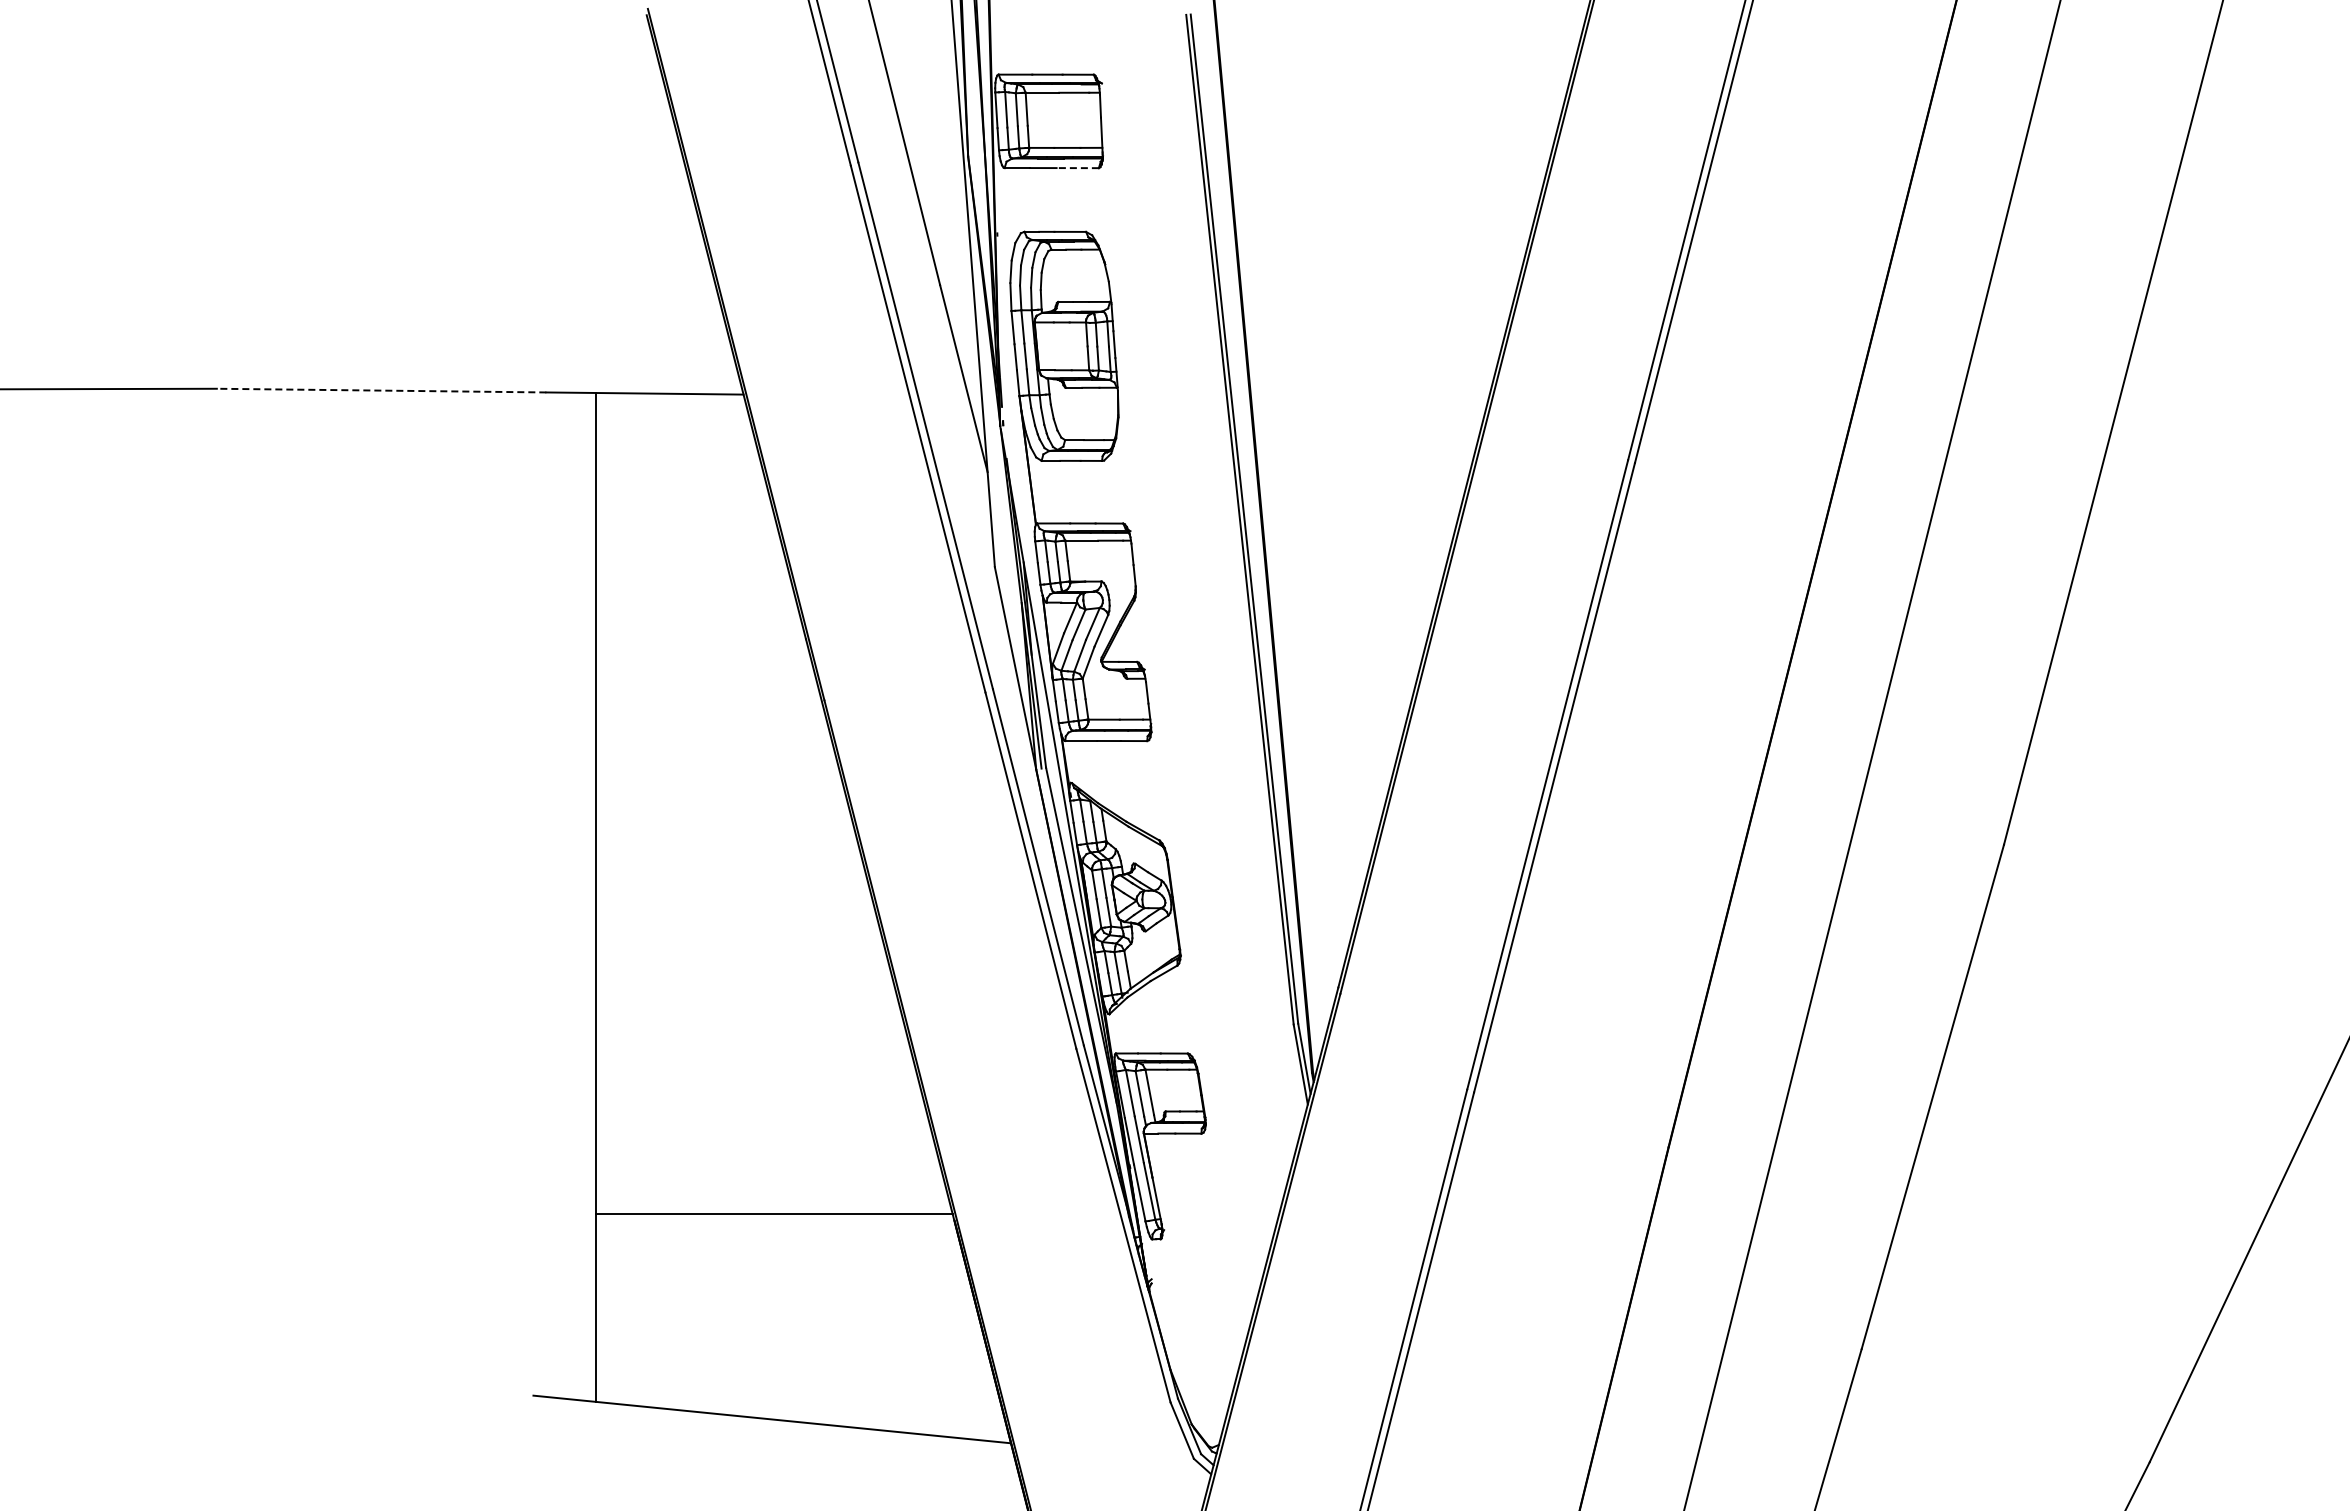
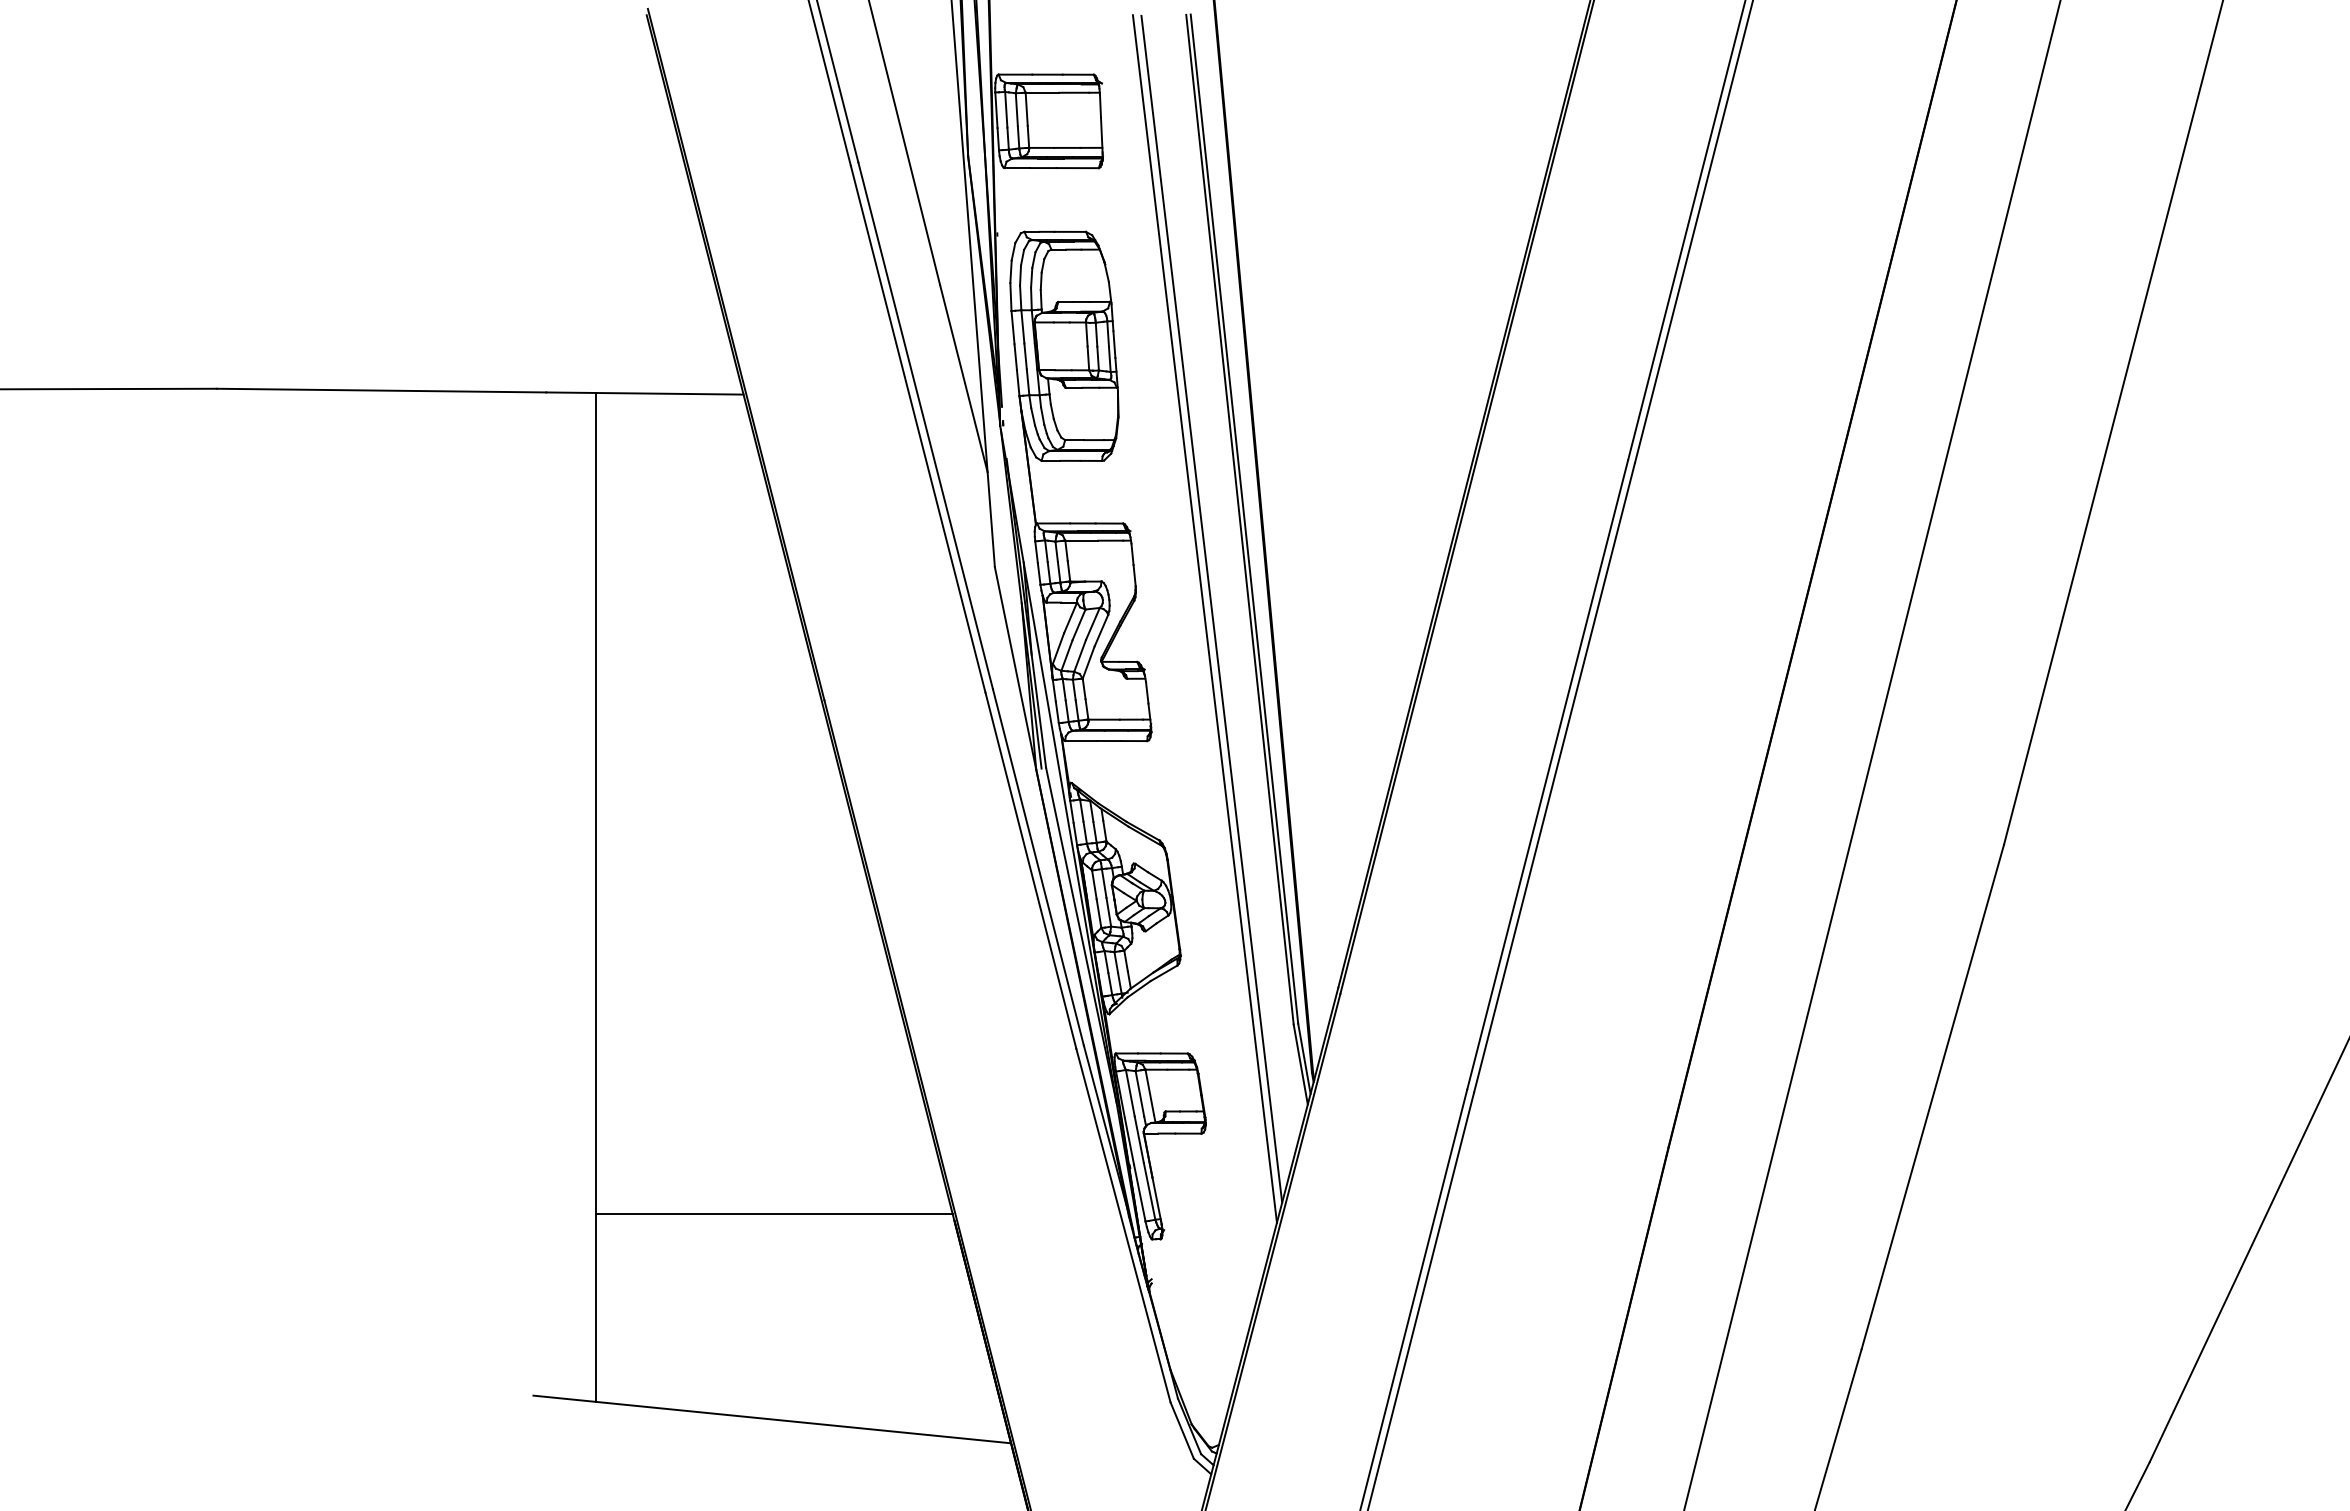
line: dashed -> solid (1077, 168)
line: dashed -> solid (381, 390)
line: none -> present (1211, 608)
line: none -> present (1204, 618)
